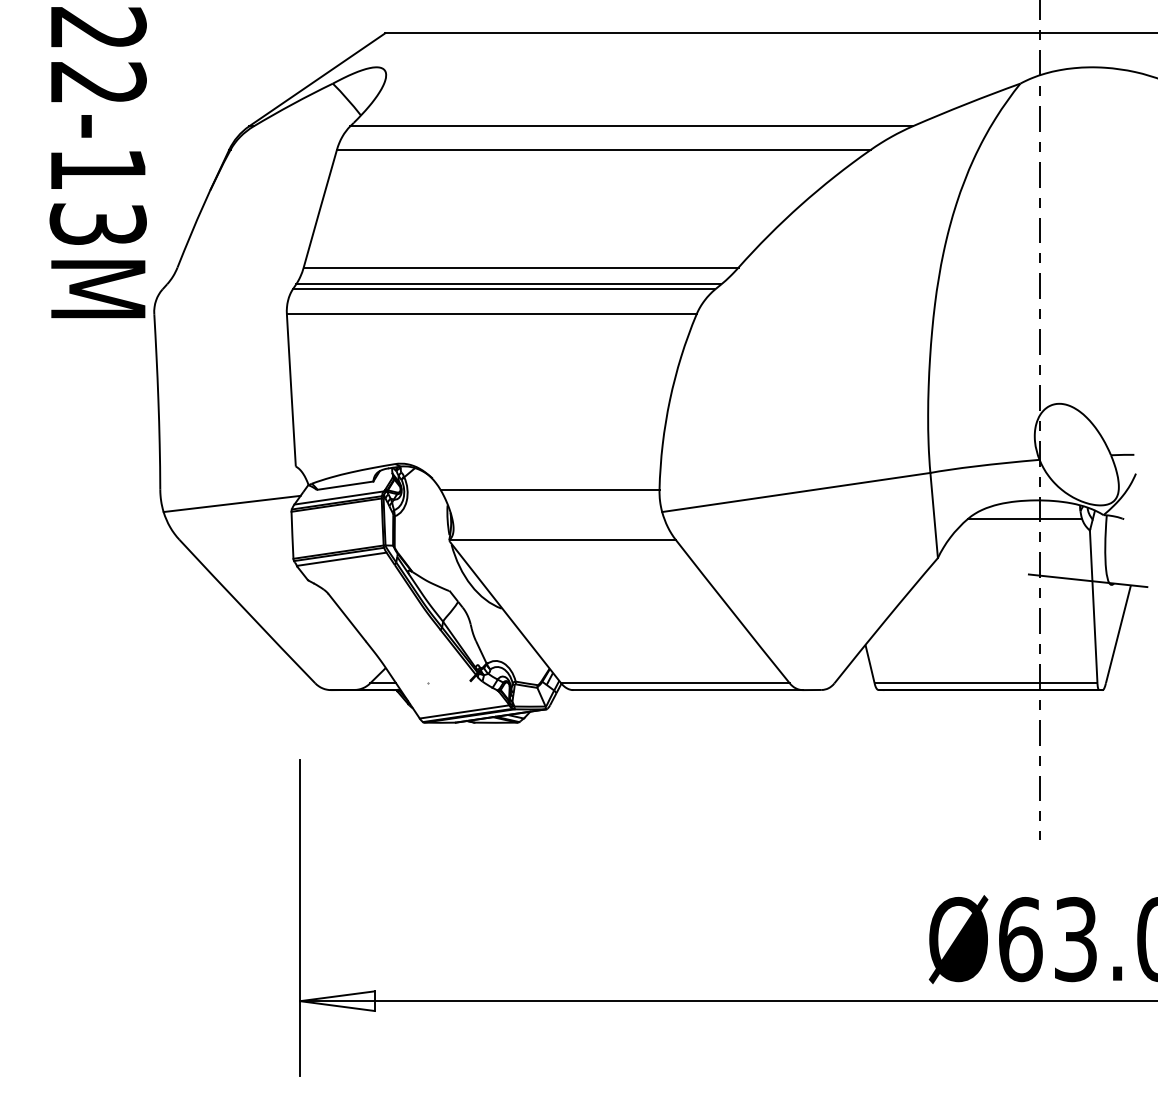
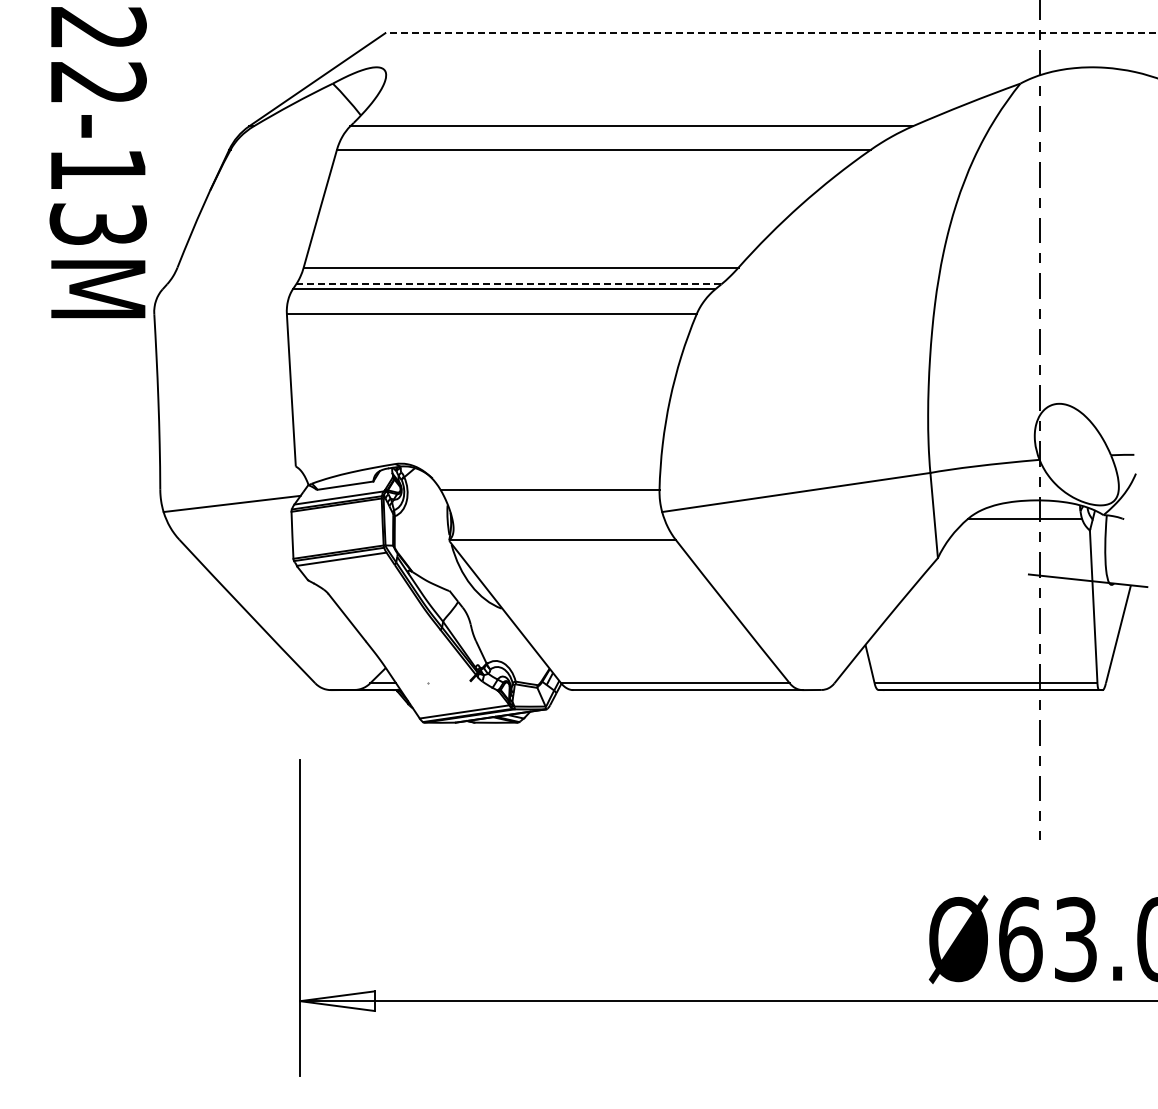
line: solid -> dashed (771, 33)
line: solid -> dashed (508, 284)
